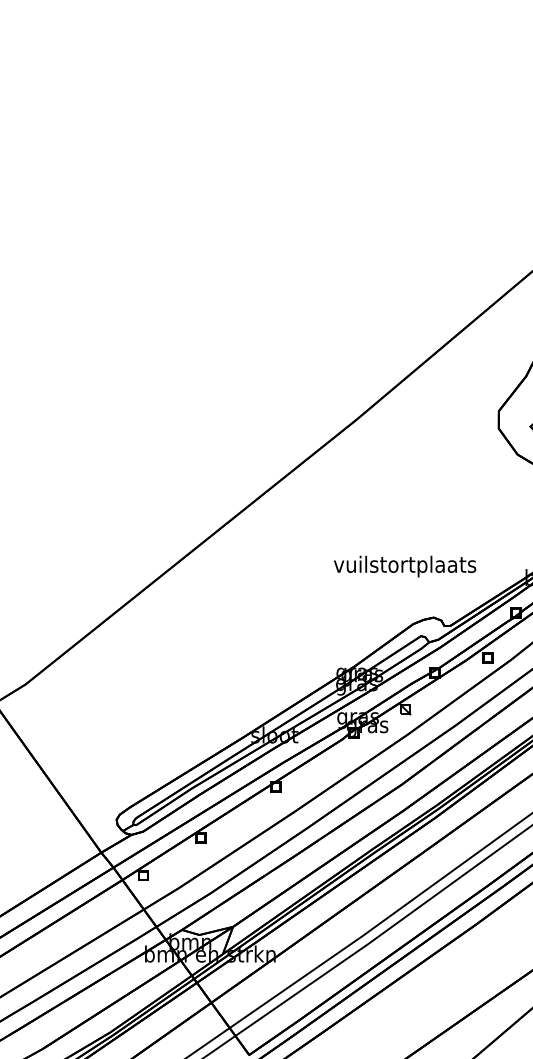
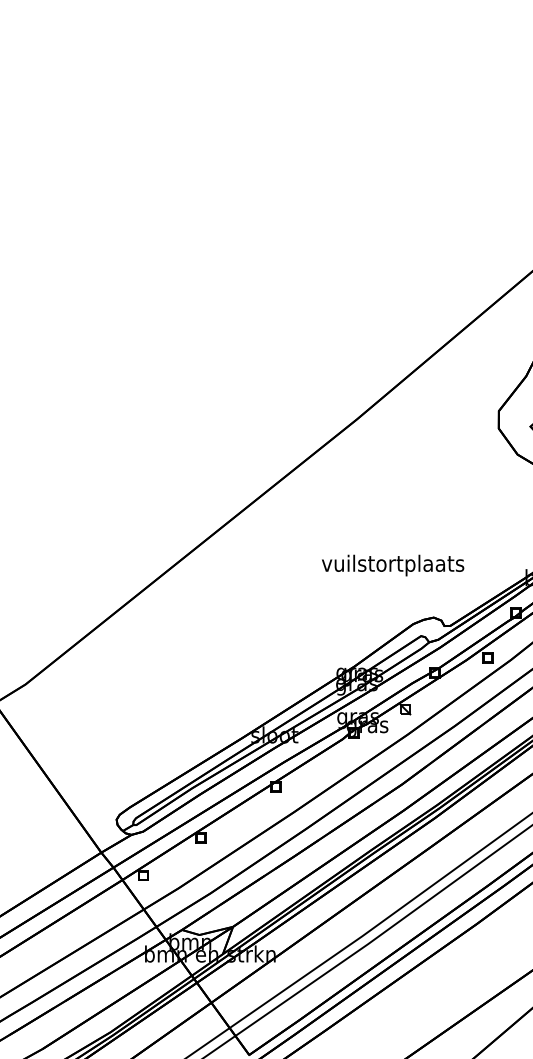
text position: (405, 566) -> (393, 565) (393, 565)
